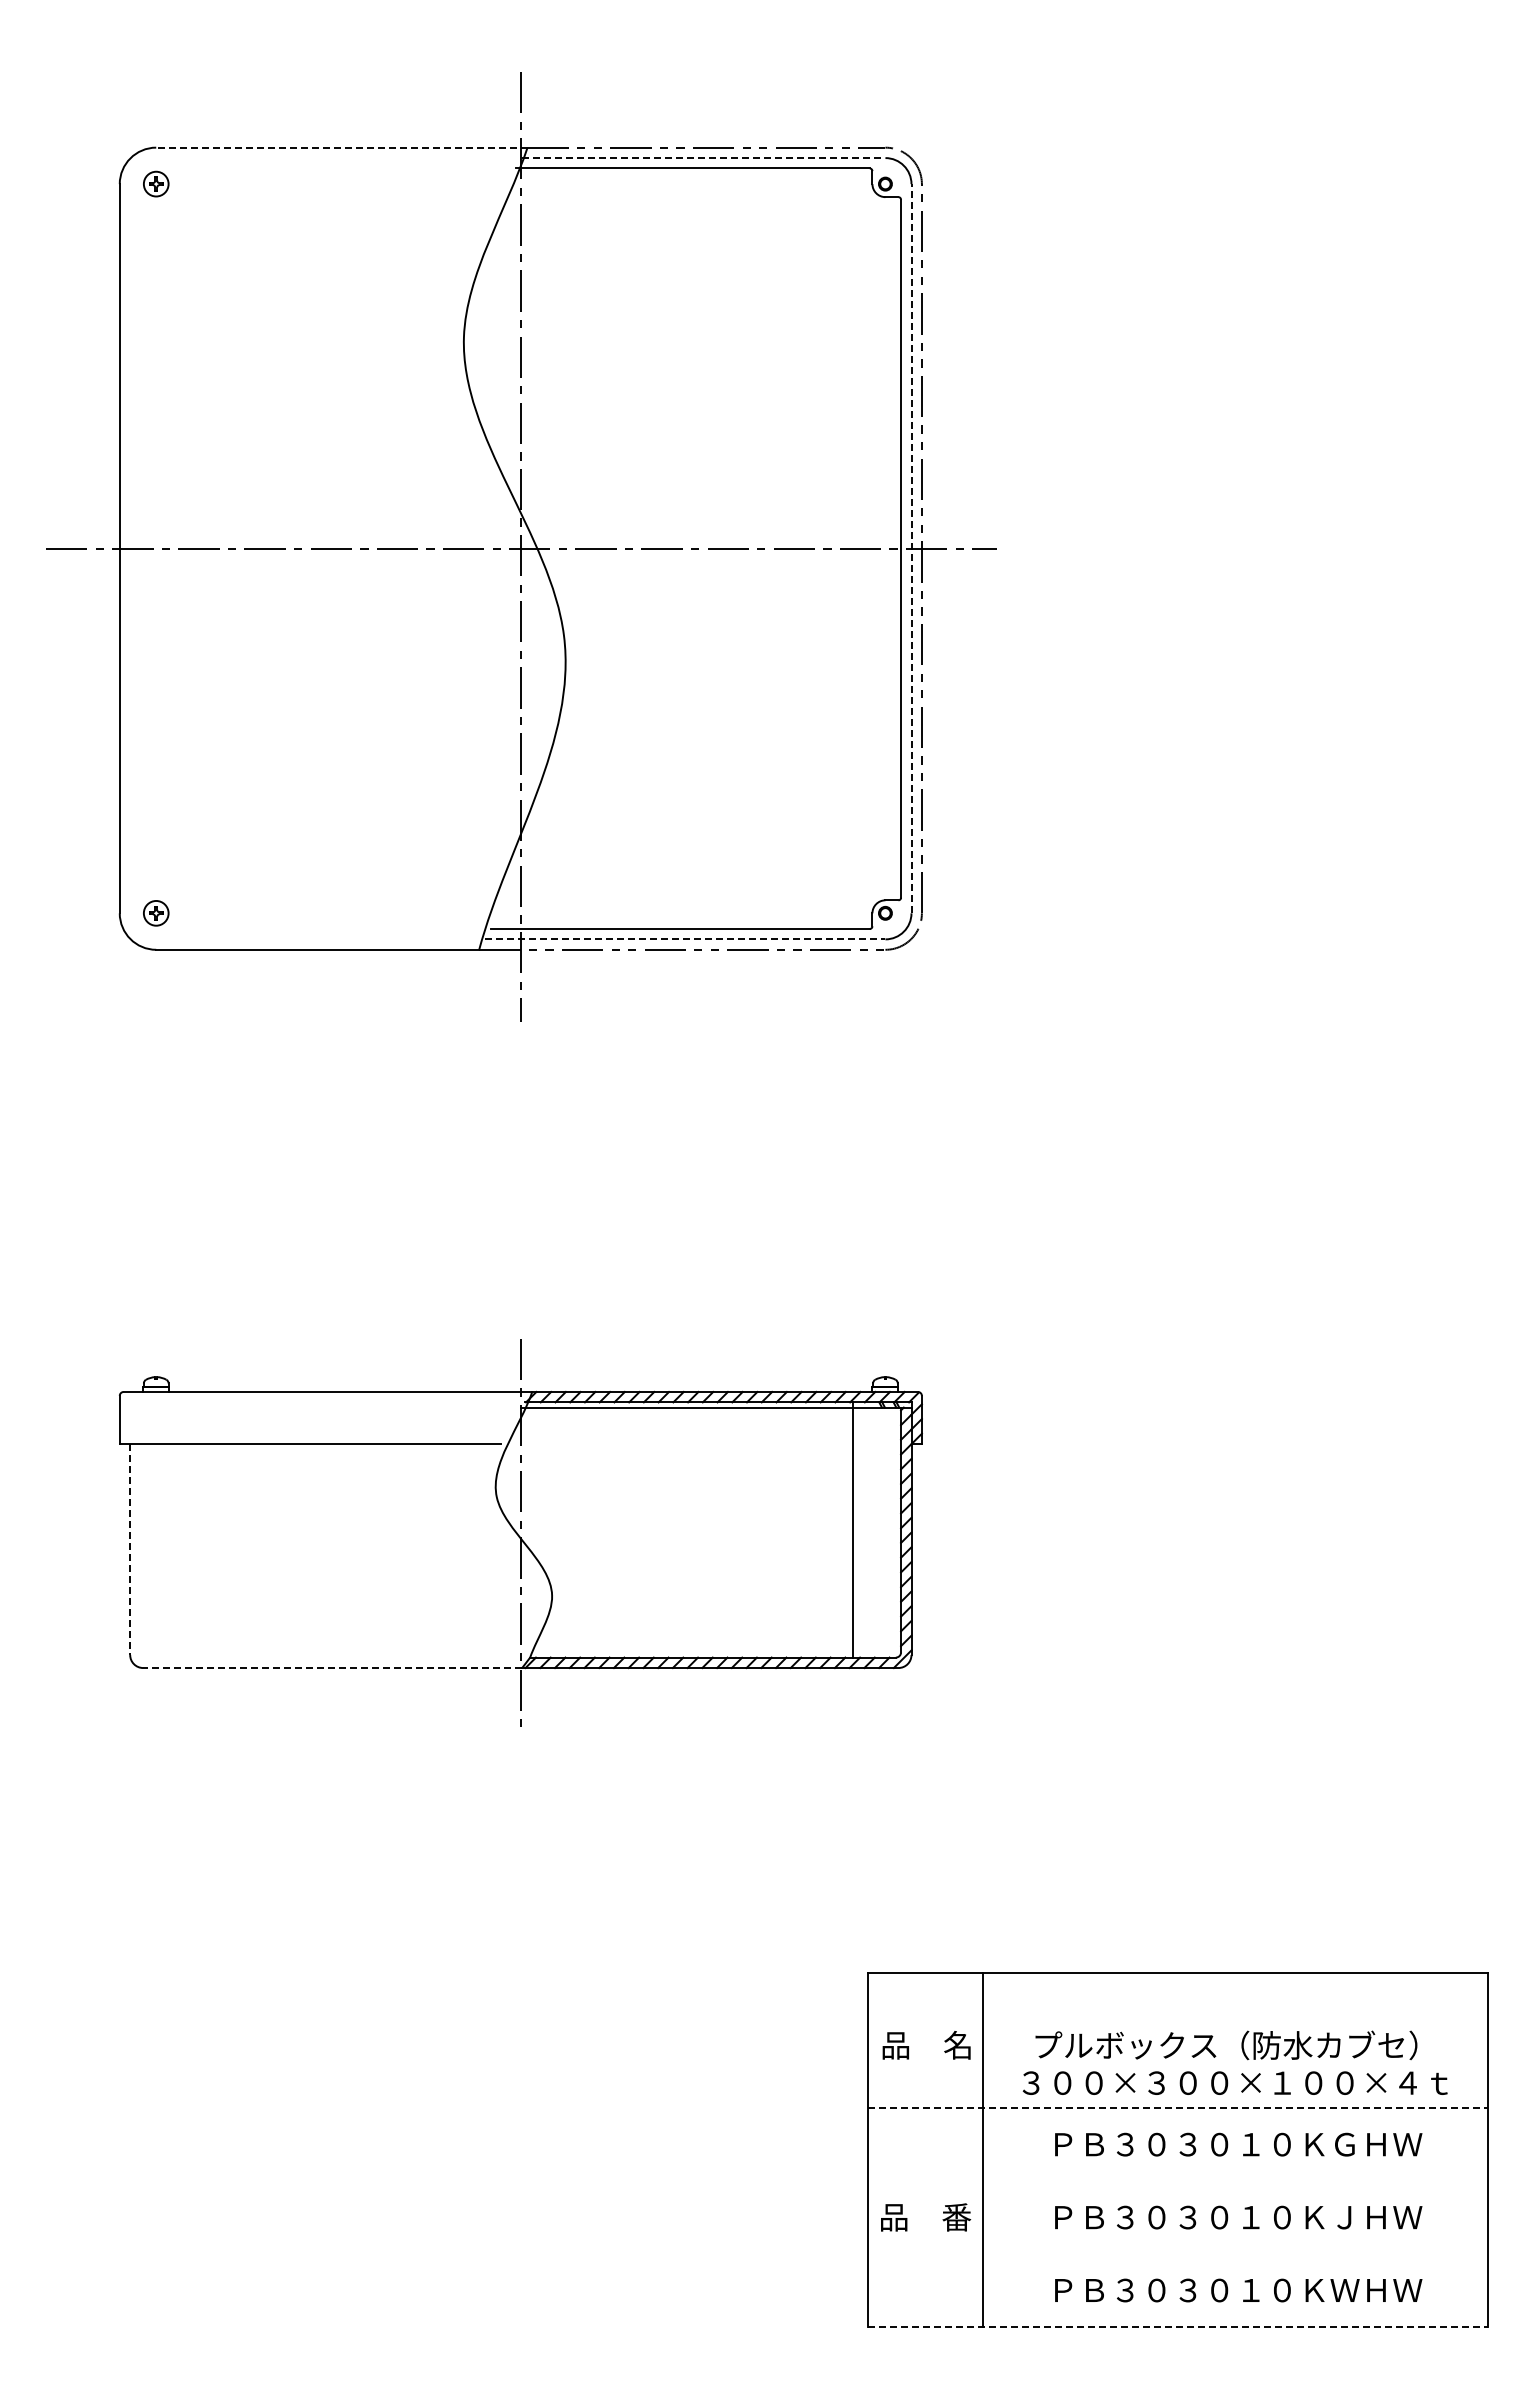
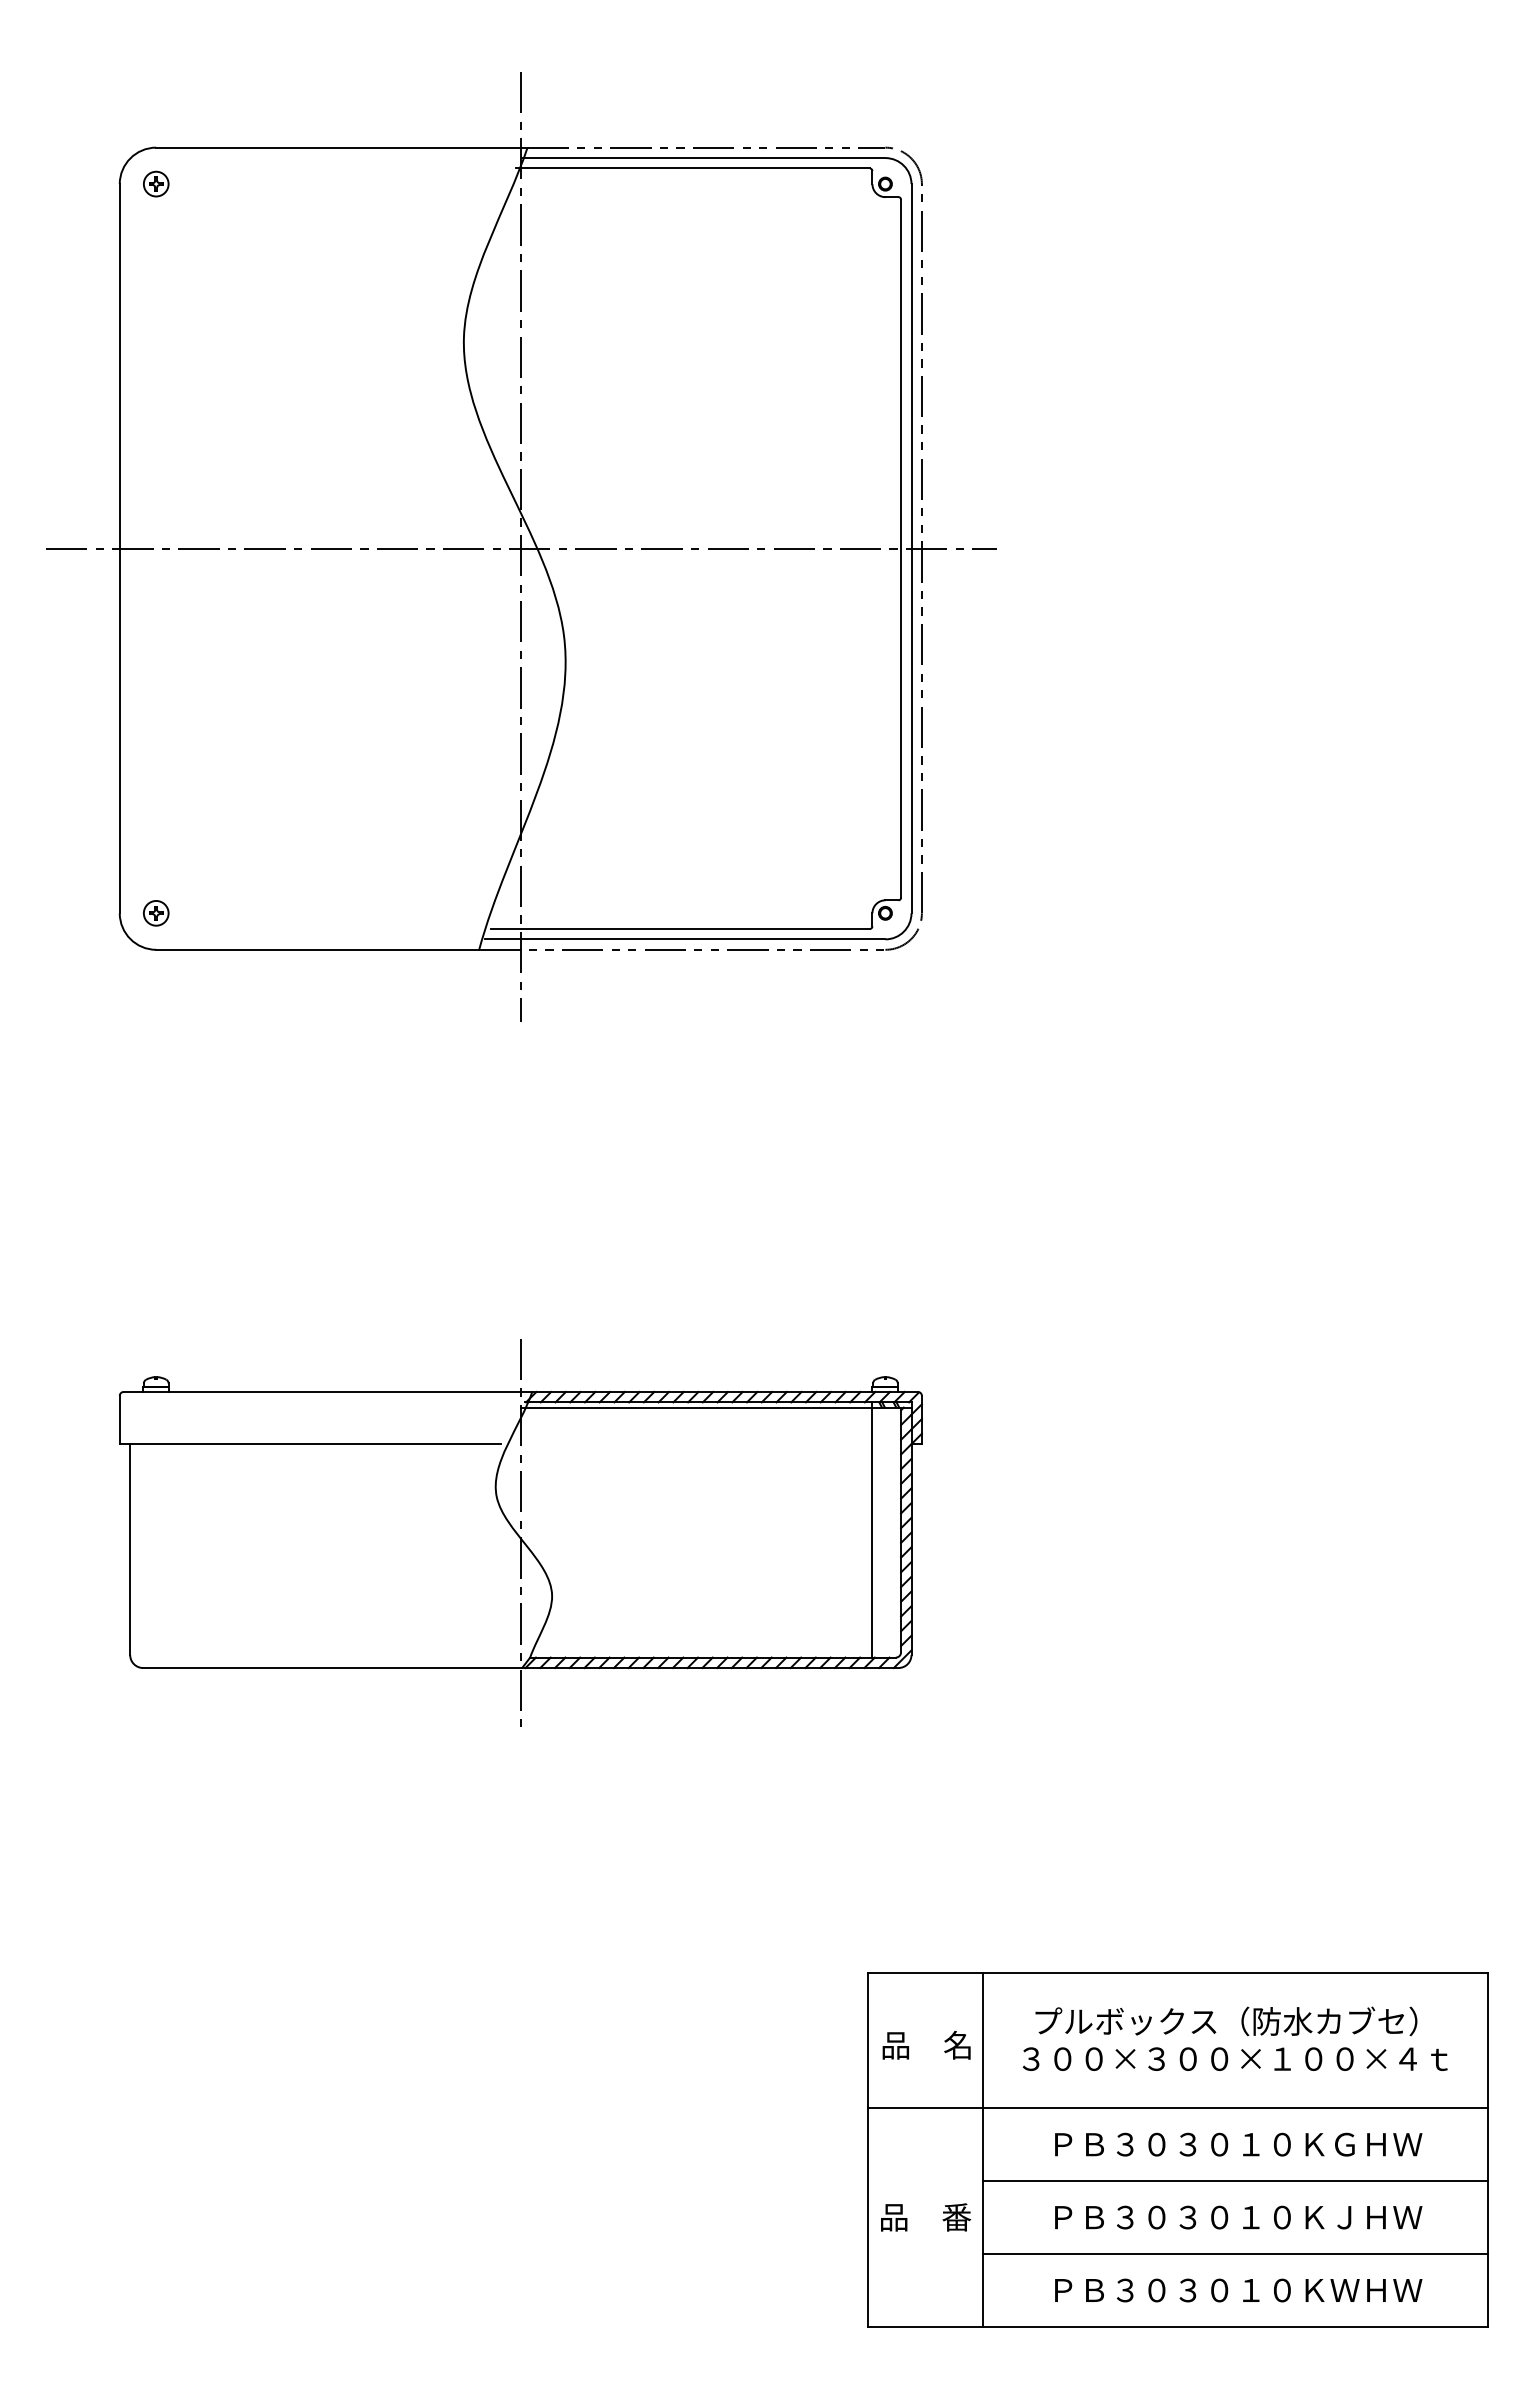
line: dashed -> solid (341, 147)
line: dashed -> solid (703, 158)
line: dashed -> solid (911, 548)
line: dashed -> solid (685, 939)
line position: (853, 1529) -> (872, 1529) (872, 1529)
line: dashed -> solid (130, 1550)
line: dashed -> solid (332, 1668)
text position: (1234, 2062) -> (1234, 2038) (1234, 2038)
line: dashed -> solid (1178, 2108)
line: none -> present (1234, 2181)
line: none -> present (1234, 2254)
line: dashed -> solid (1178, 2327)
